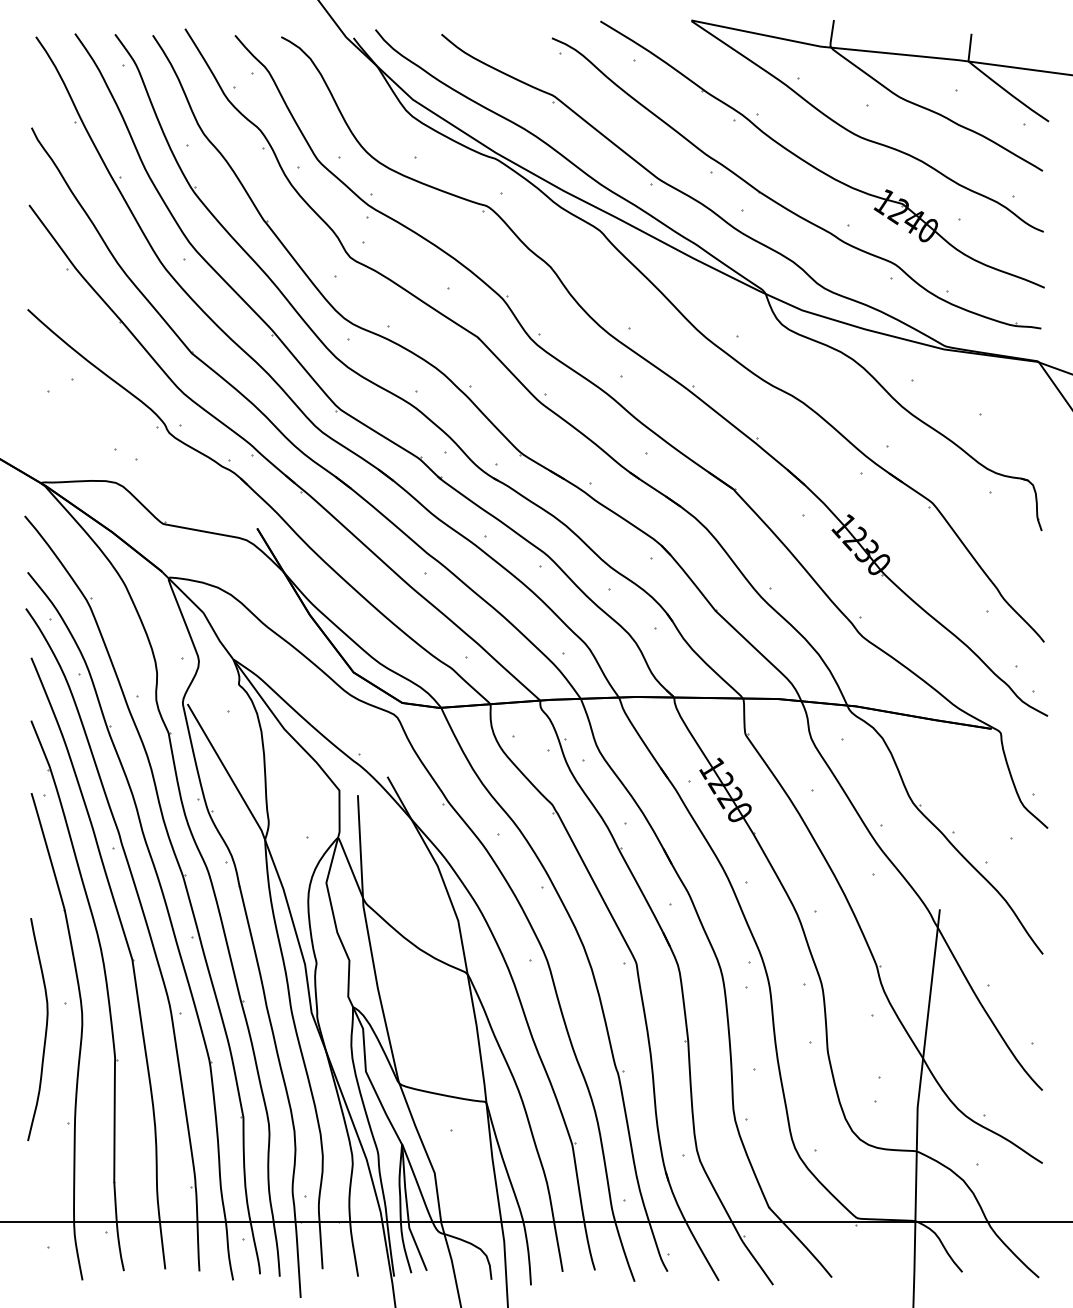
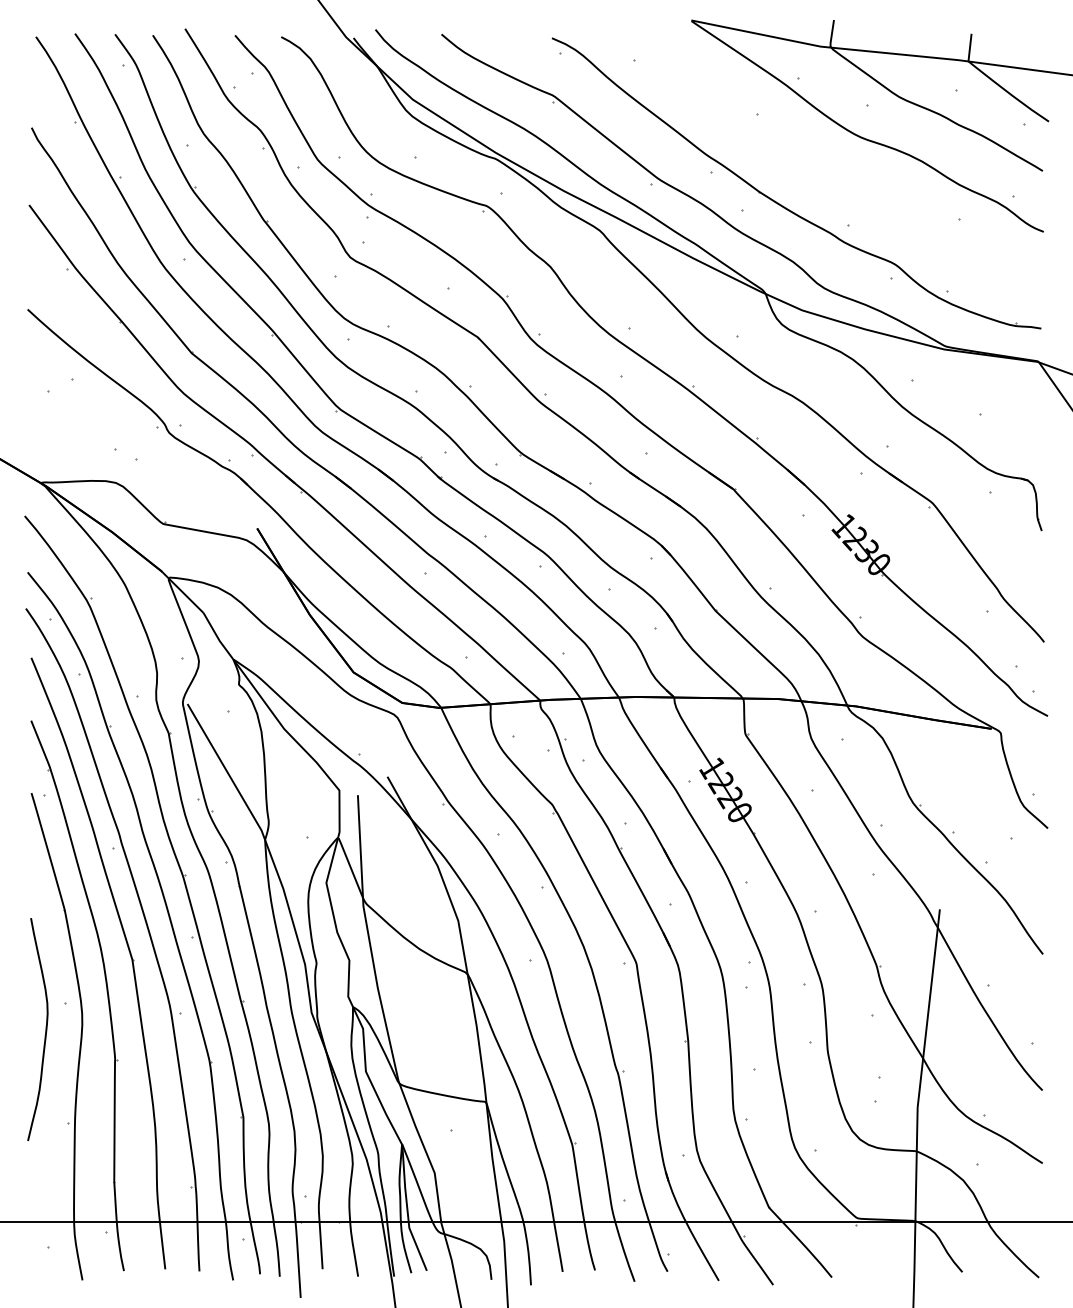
part: present -> none (813, 165)
